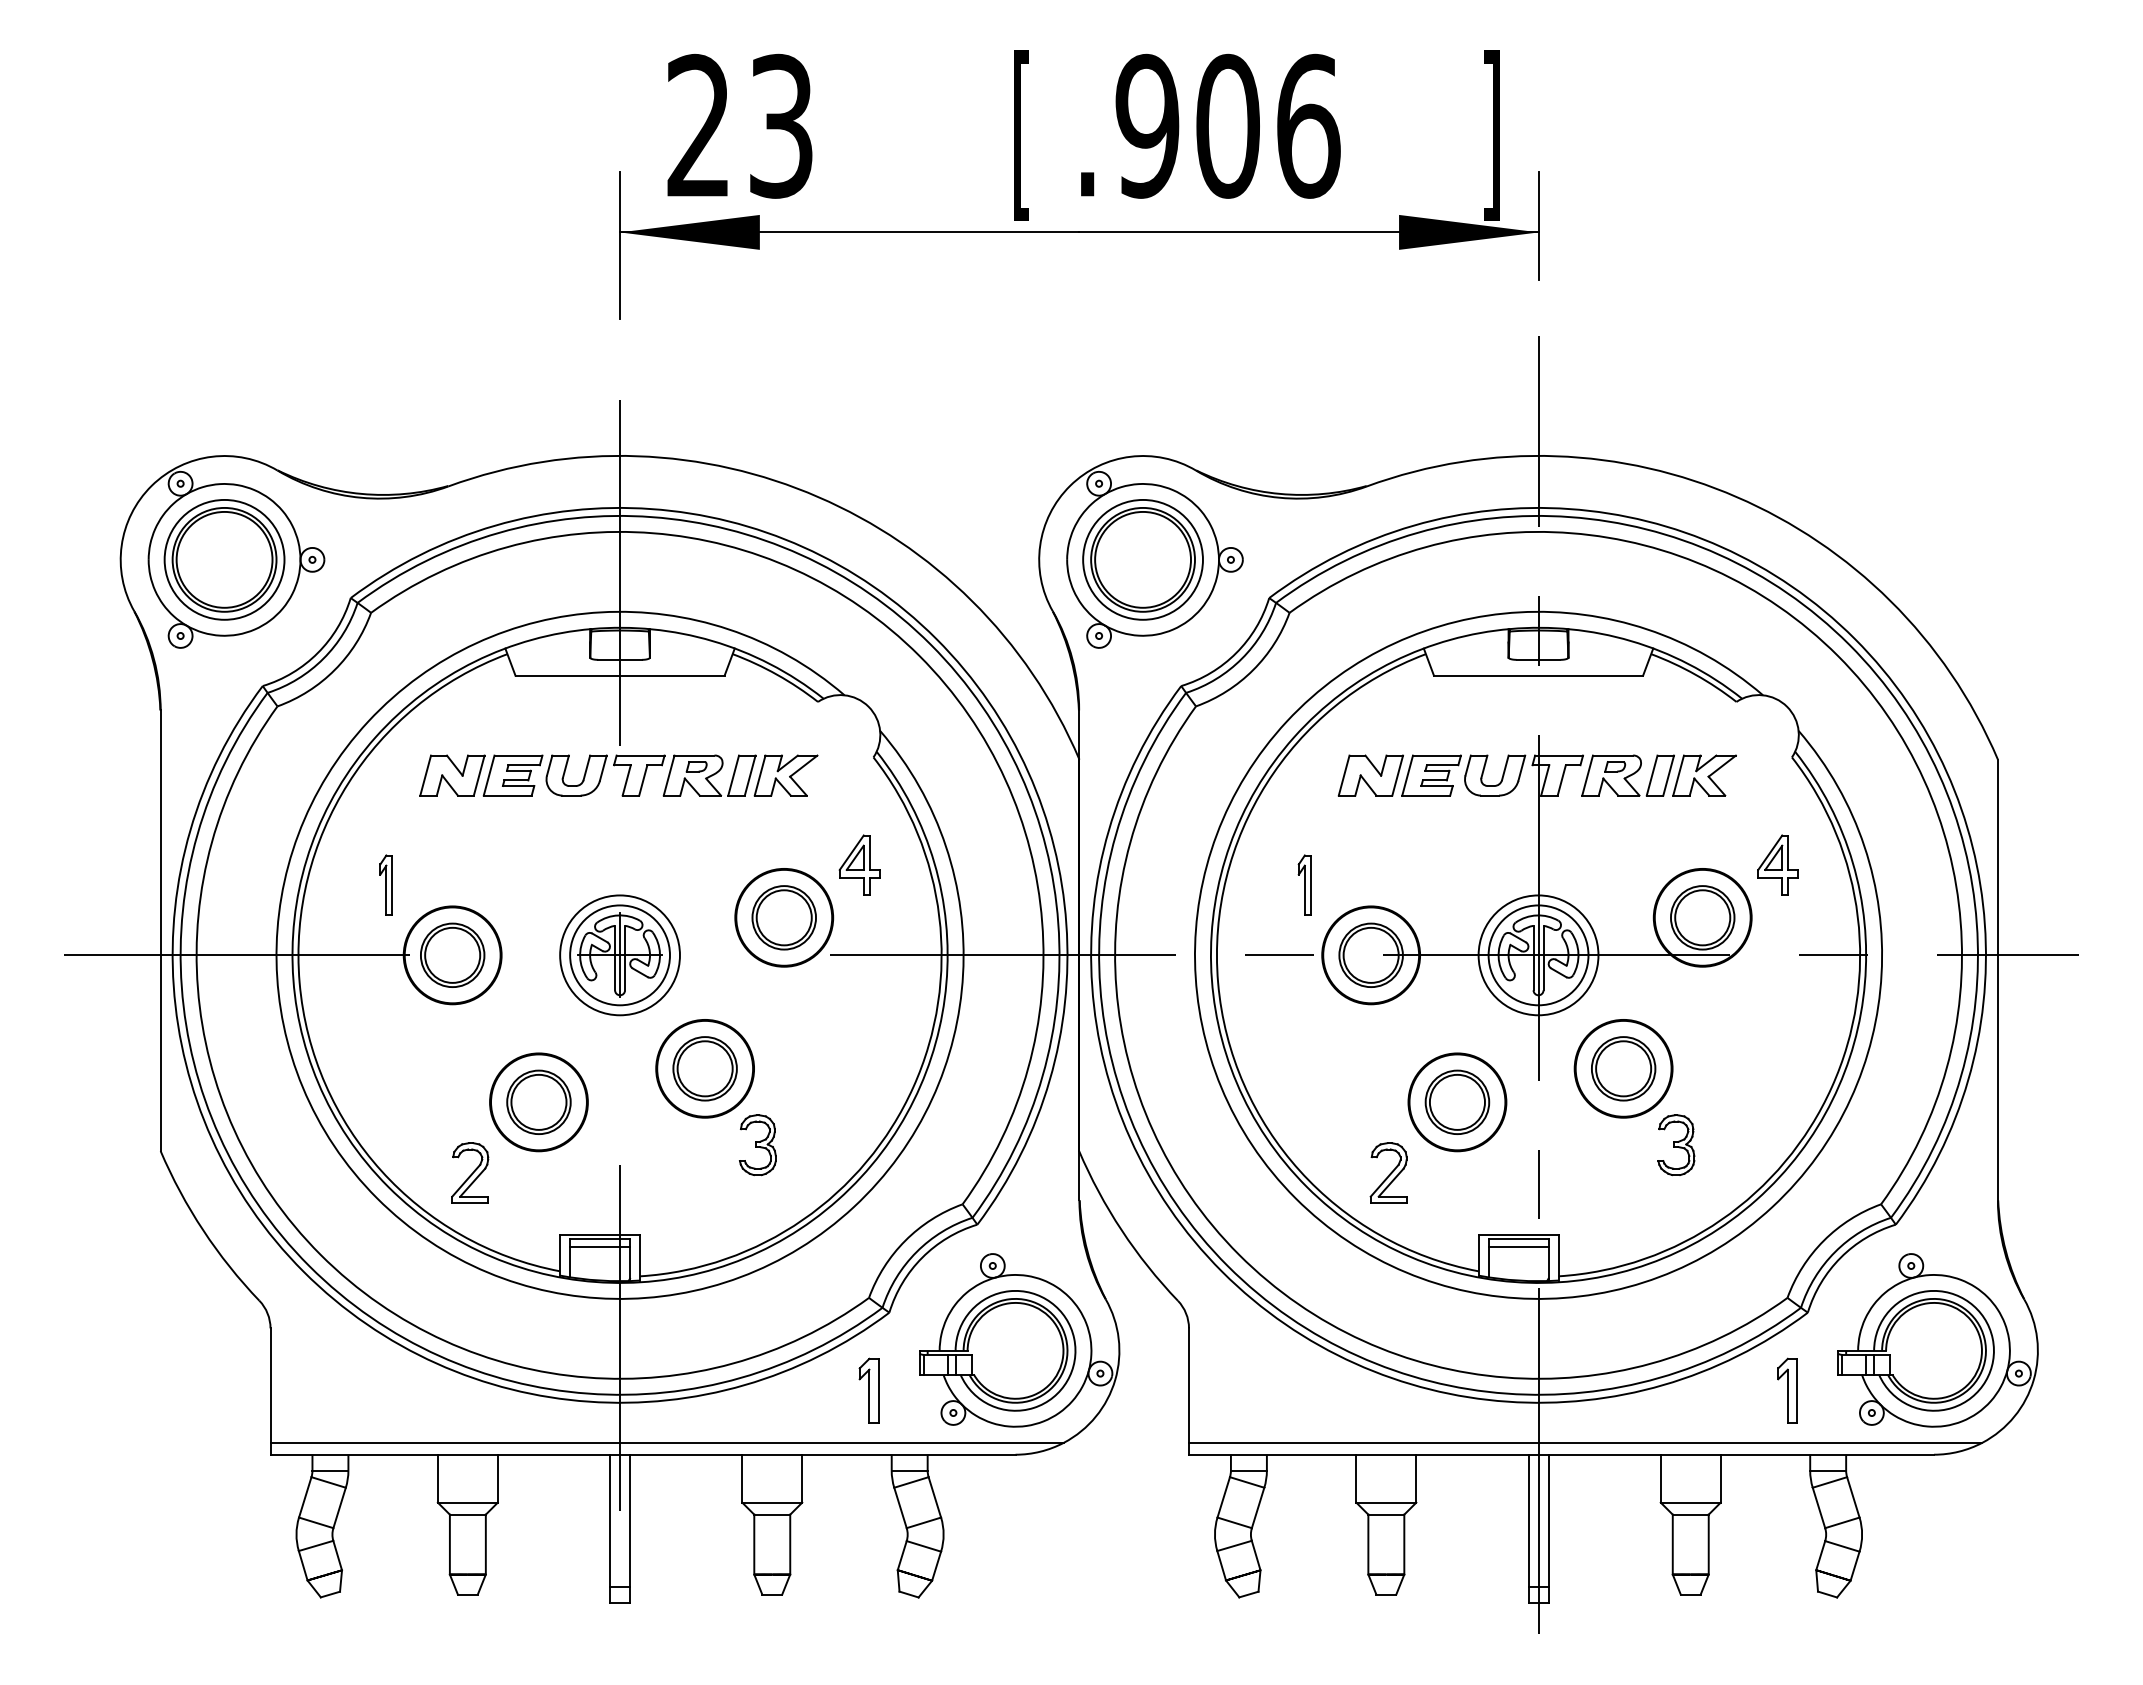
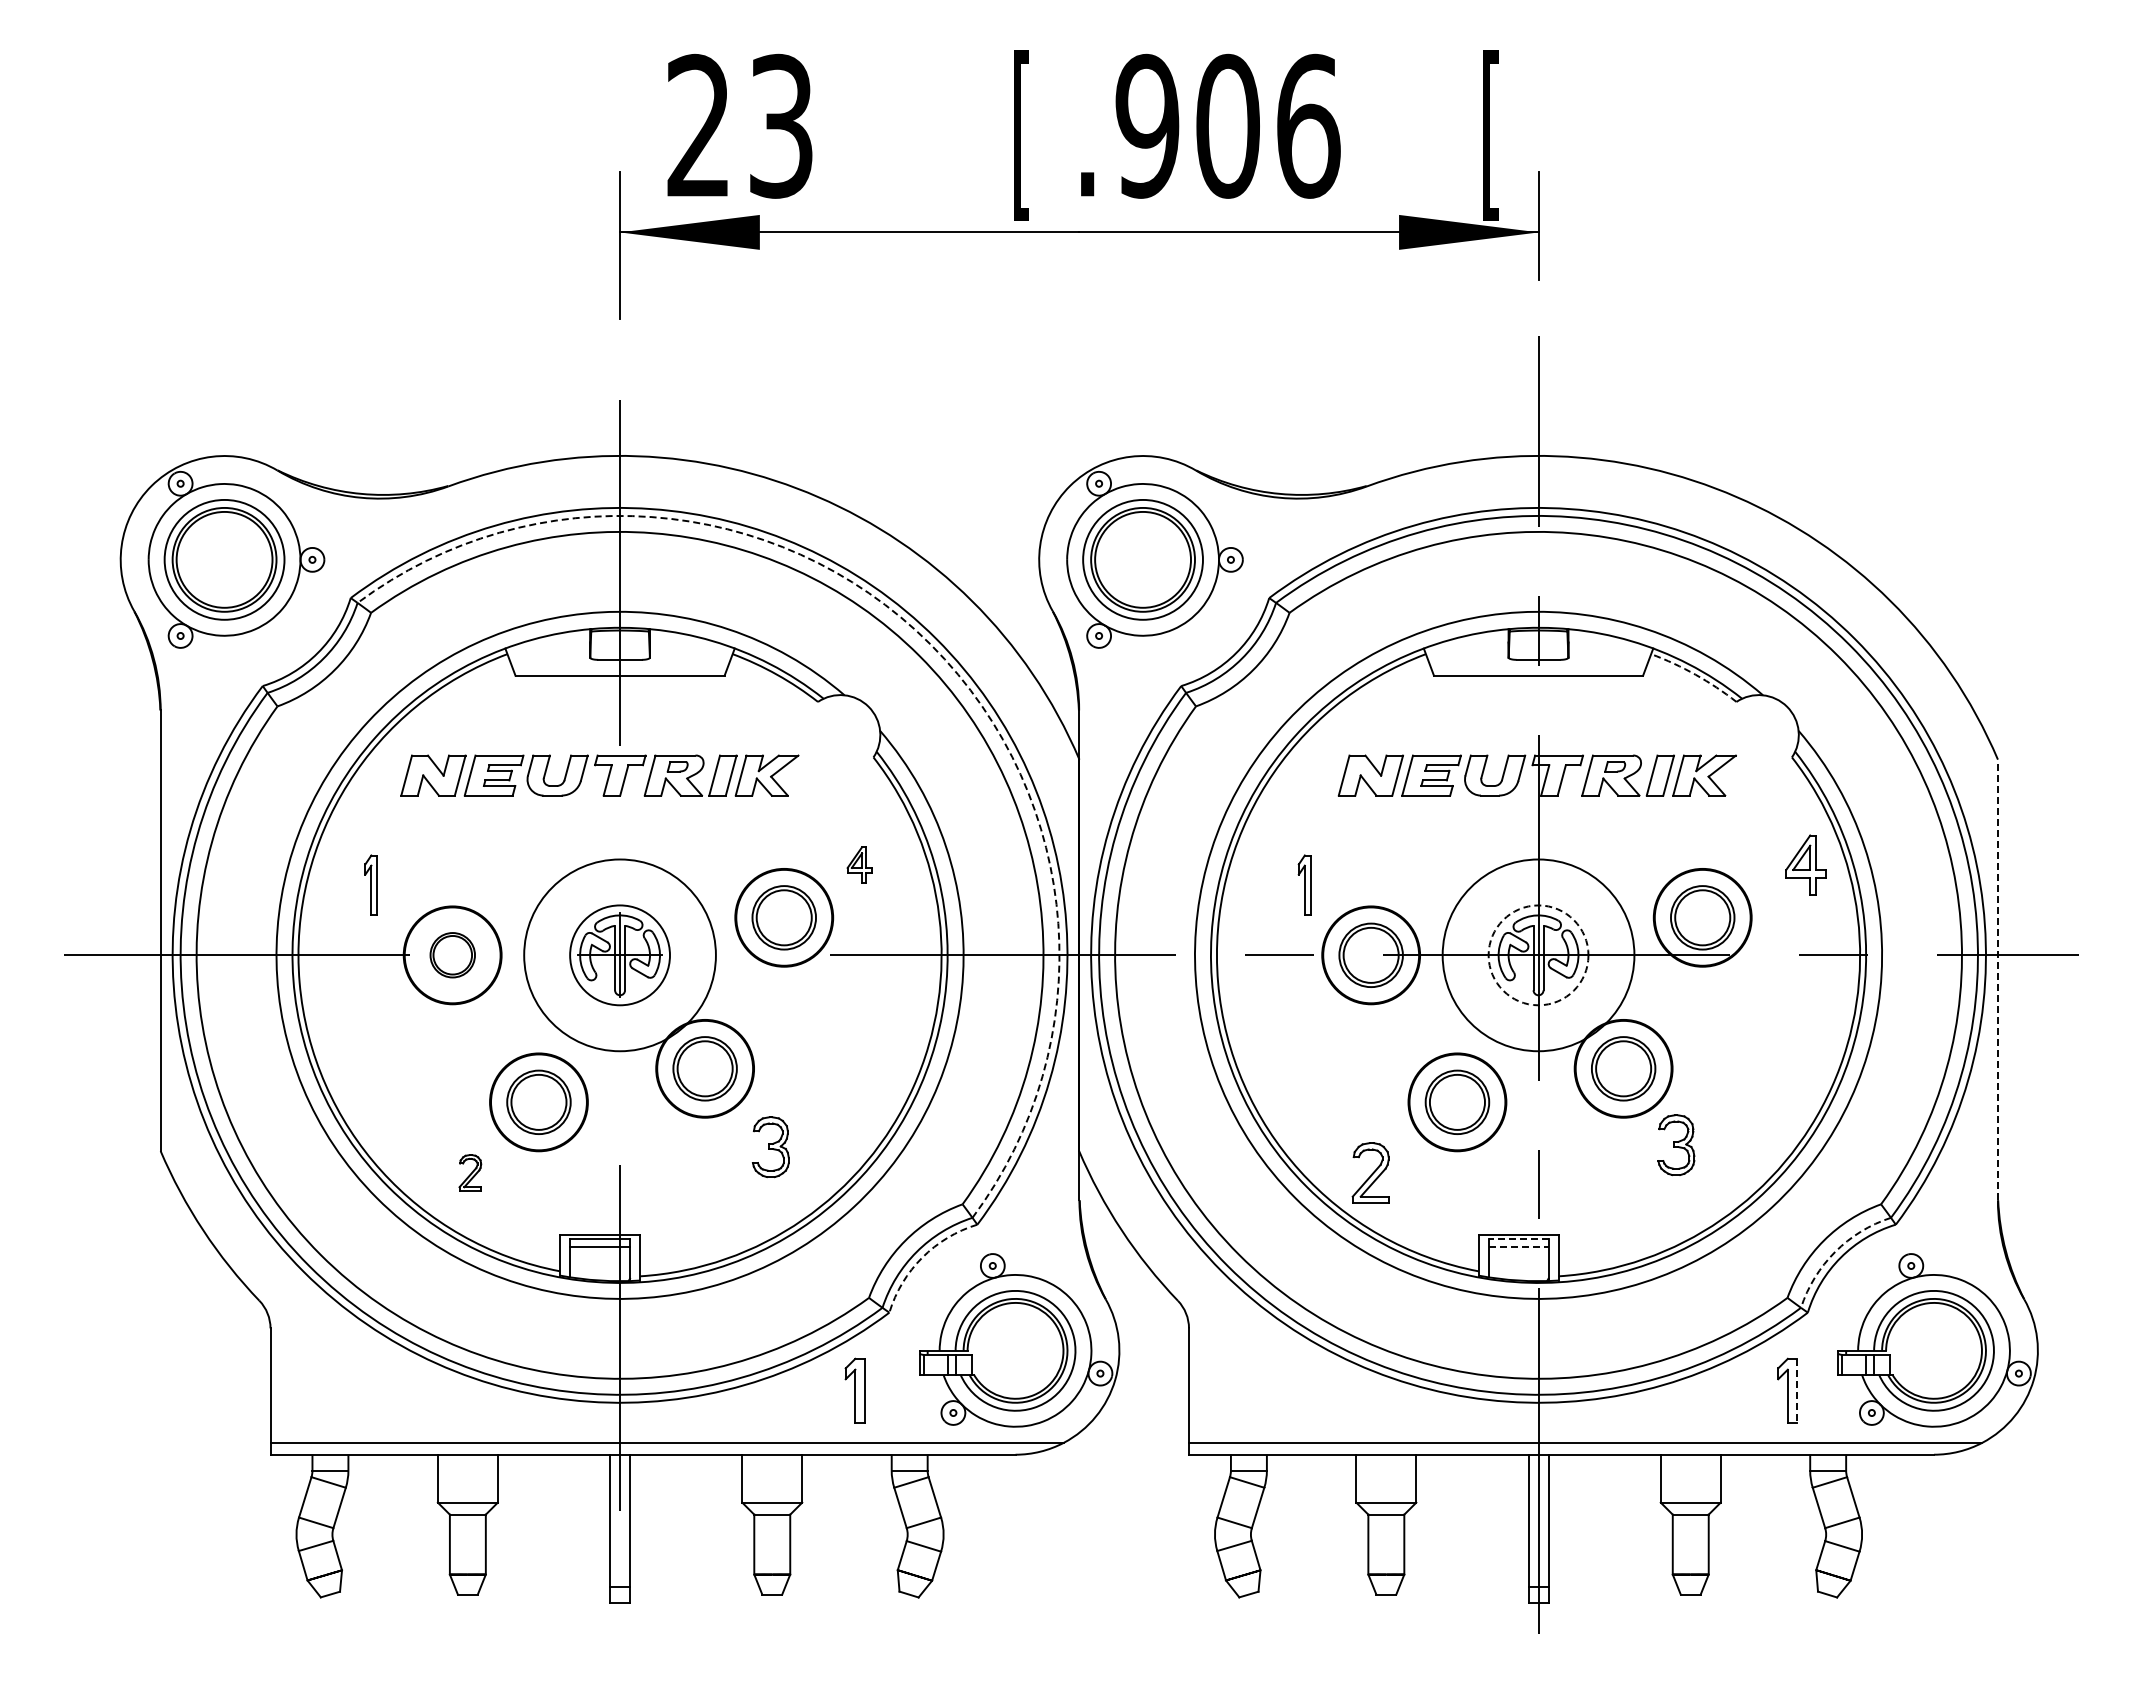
text: ] -> [ (1491, 135)
arc: solid -> dashed (930, 644)
arc: solid -> dashed (1695, 674)
part position: (626, 776) -> (607, 776) (607, 776)
part size: 43x62 px -> 27x38 px (859, 864)
part position: (1777, 864) -> (1805, 864) (1805, 864)
part position: (385, 884) -> (370, 884) (370, 884)
part size: 66x66 px -> 47x47 px (452, 955)
circle diameter: 120 px -> 192 px (619, 955)
circle diameter: 120 px -> 192 px (1538, 955)
circle: solid -> dashed (1538, 955)
line: solid -> dashed (1997, 979)
part position: (757, 1145) -> (770, 1147) (770, 1147)
part size: 39x62 px -> 25x38 px (470, 1172)
part position: (1388, 1172) -> (1370, 1172) (1370, 1172)
line: solid -> dashed (1518, 1239)
line: solid -> dashed (1518, 1247)
arc: solid -> dashed (1835, 1251)
arc: solid -> dashed (922, 1257)
part position: (868, 1390) -> (854, 1390) (854, 1390)
line: solid -> dashed (1797, 1390)
